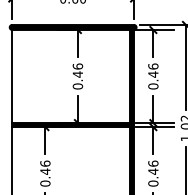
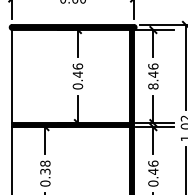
text: 0.46 -> 8.46 (153, 86)
text: 0.46 -> 0.38 (45, 167)
